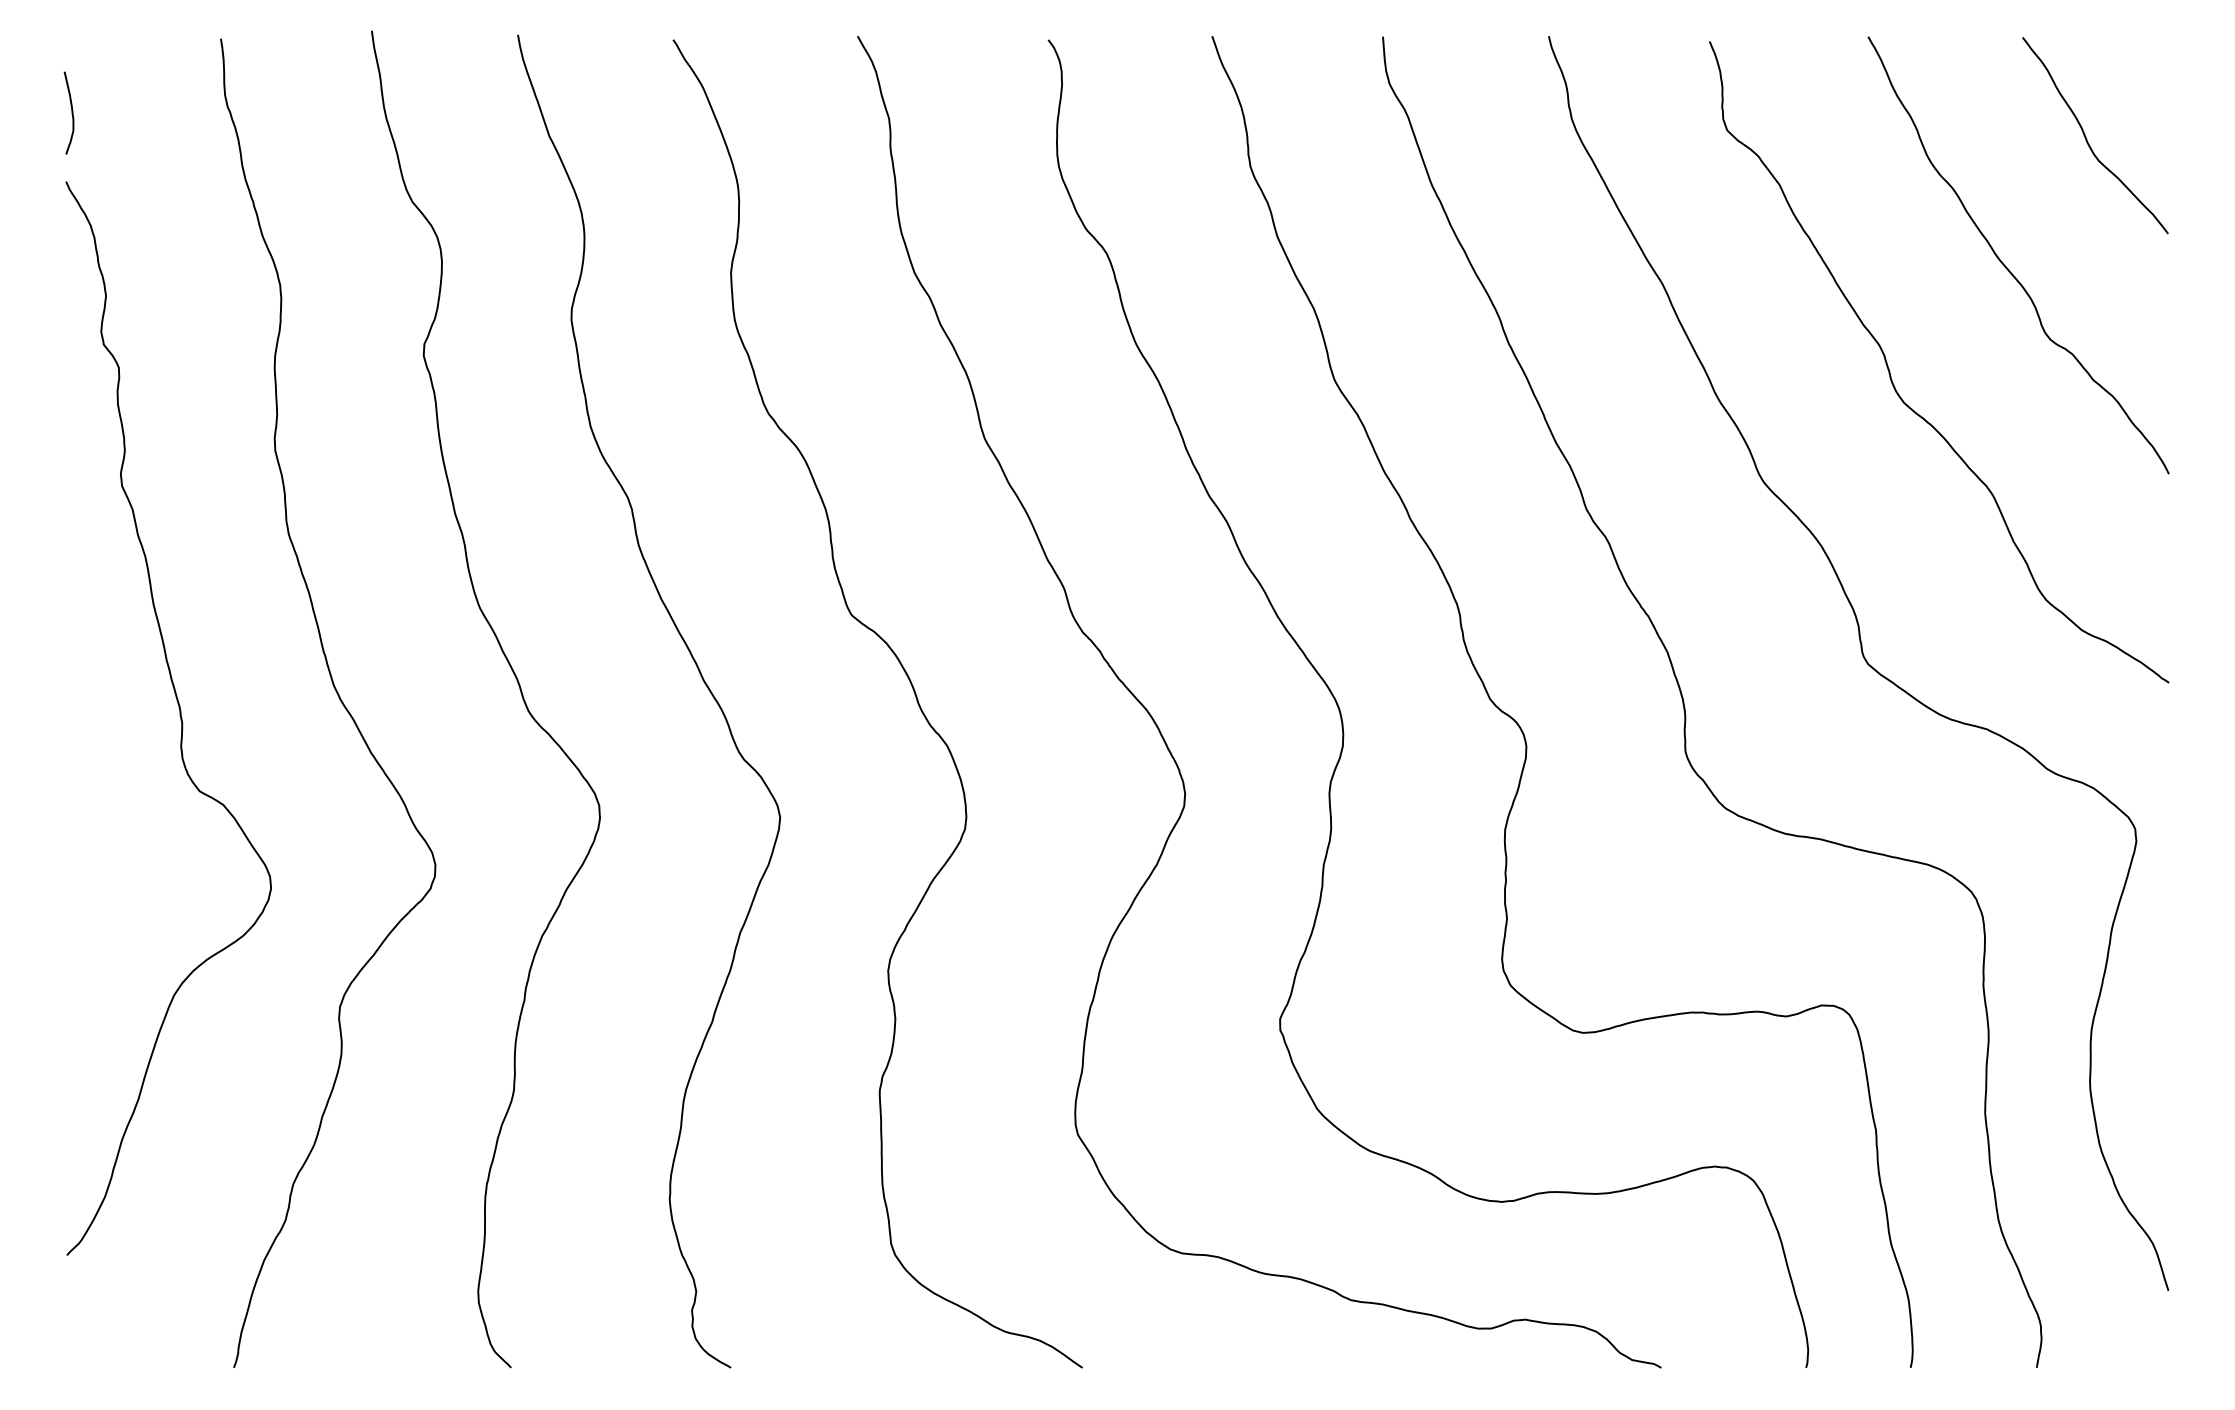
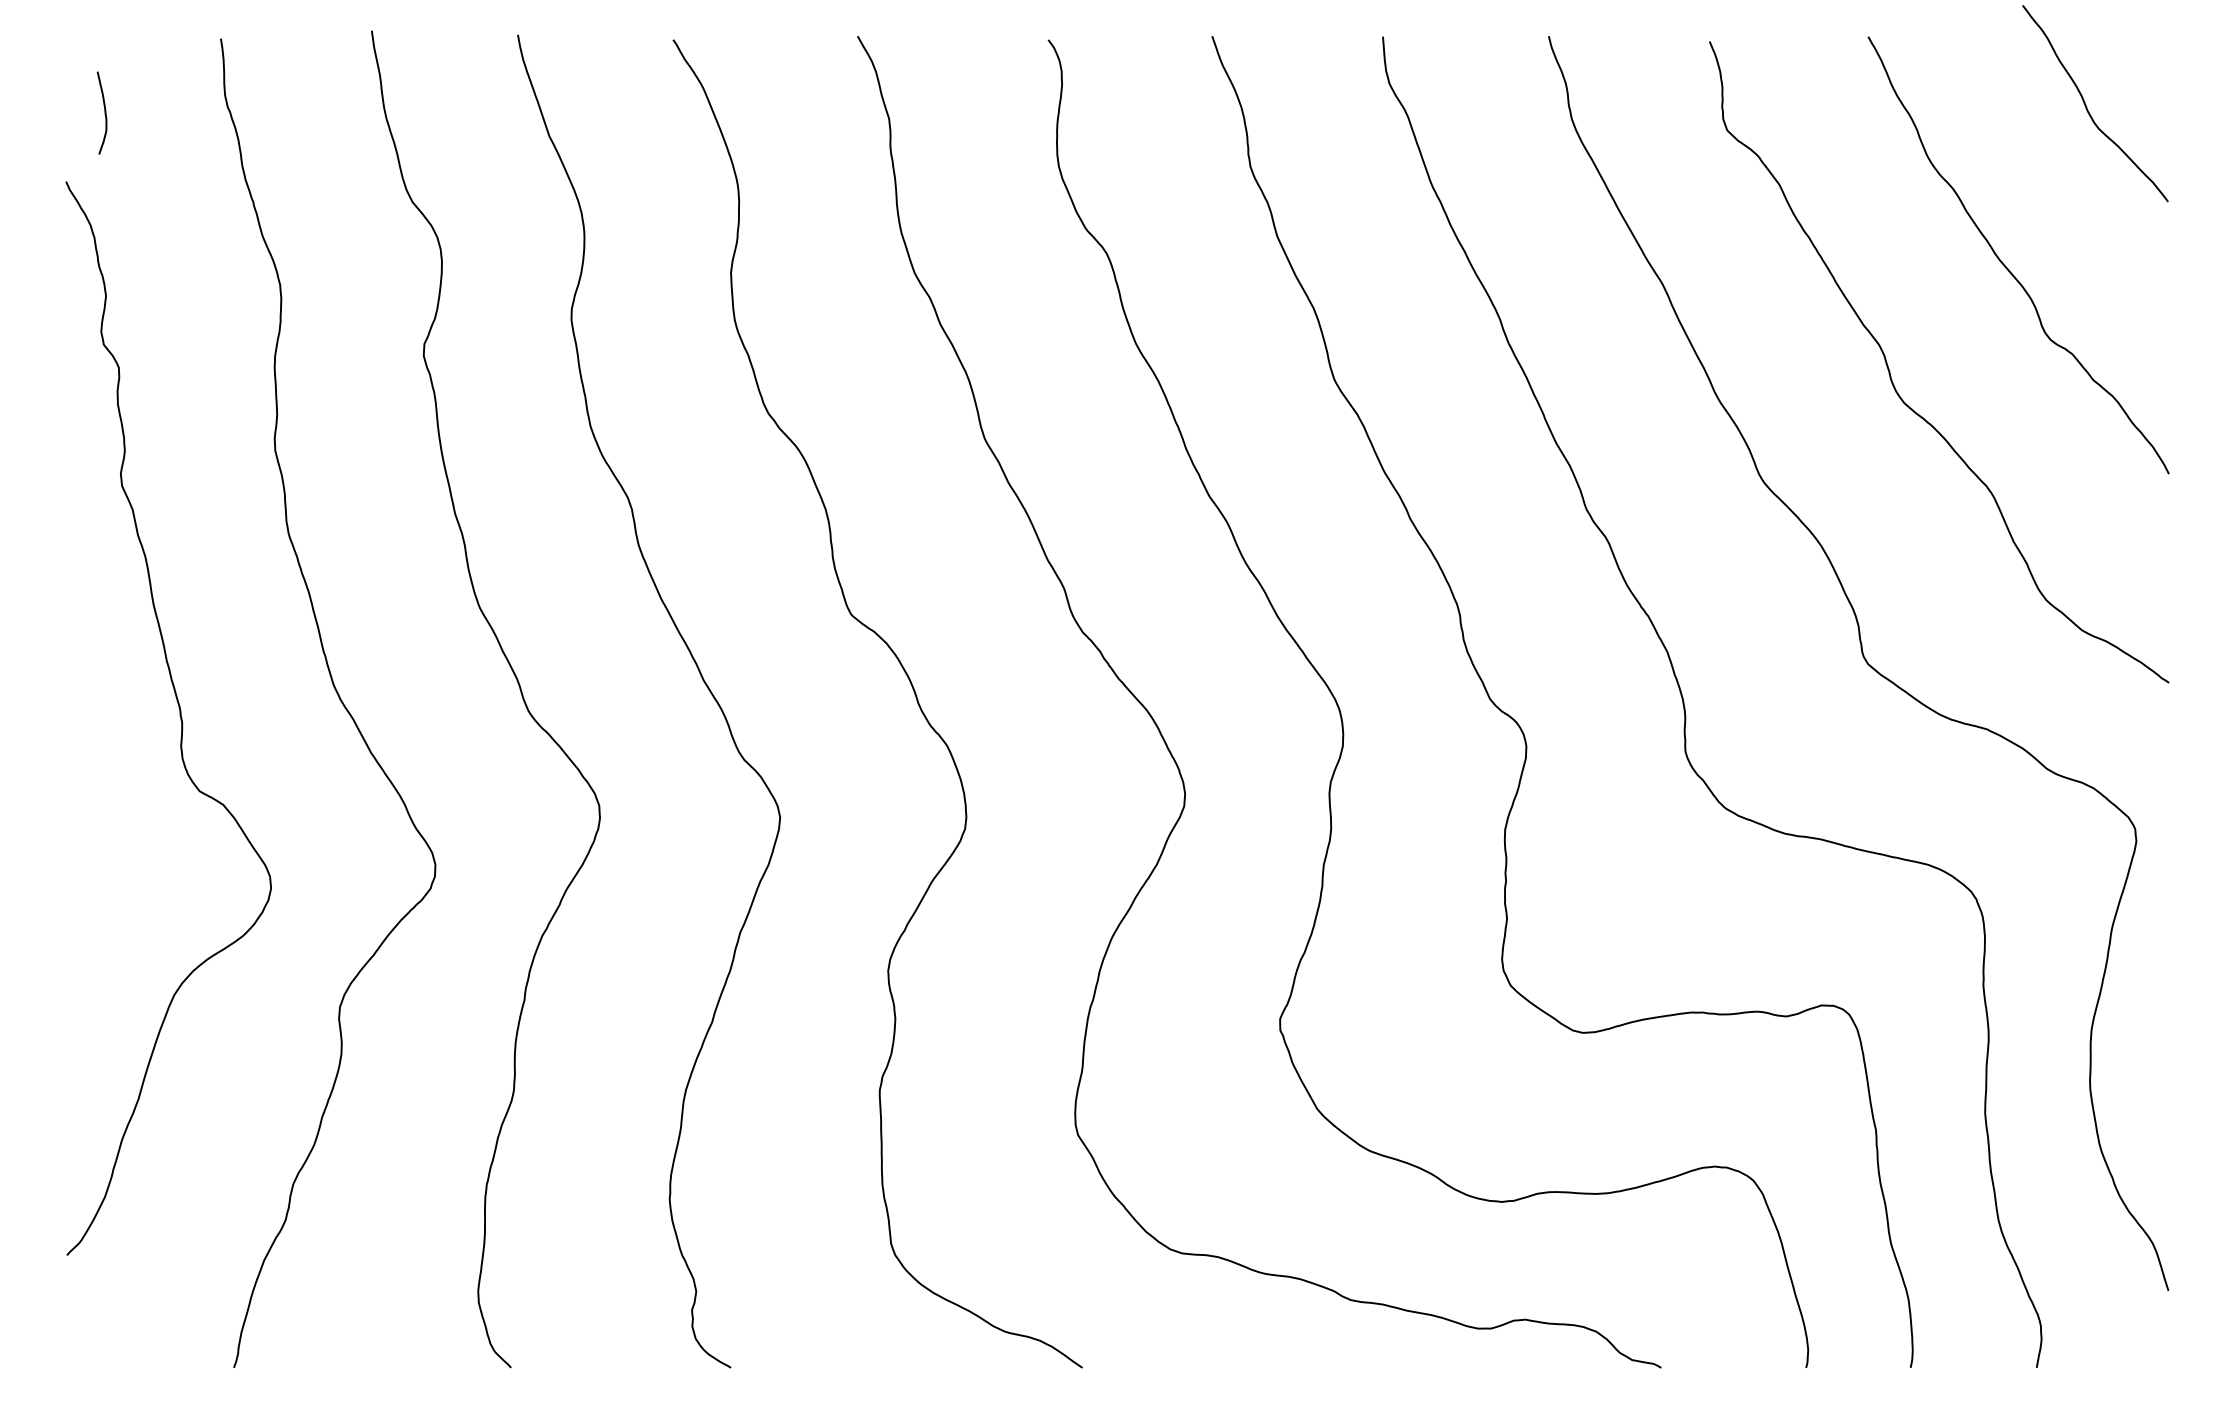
curve position: (71, 112) -> (104, 112) (104, 112)
curve position: (2087, 139) -> (2087, 107) (2087, 107)
